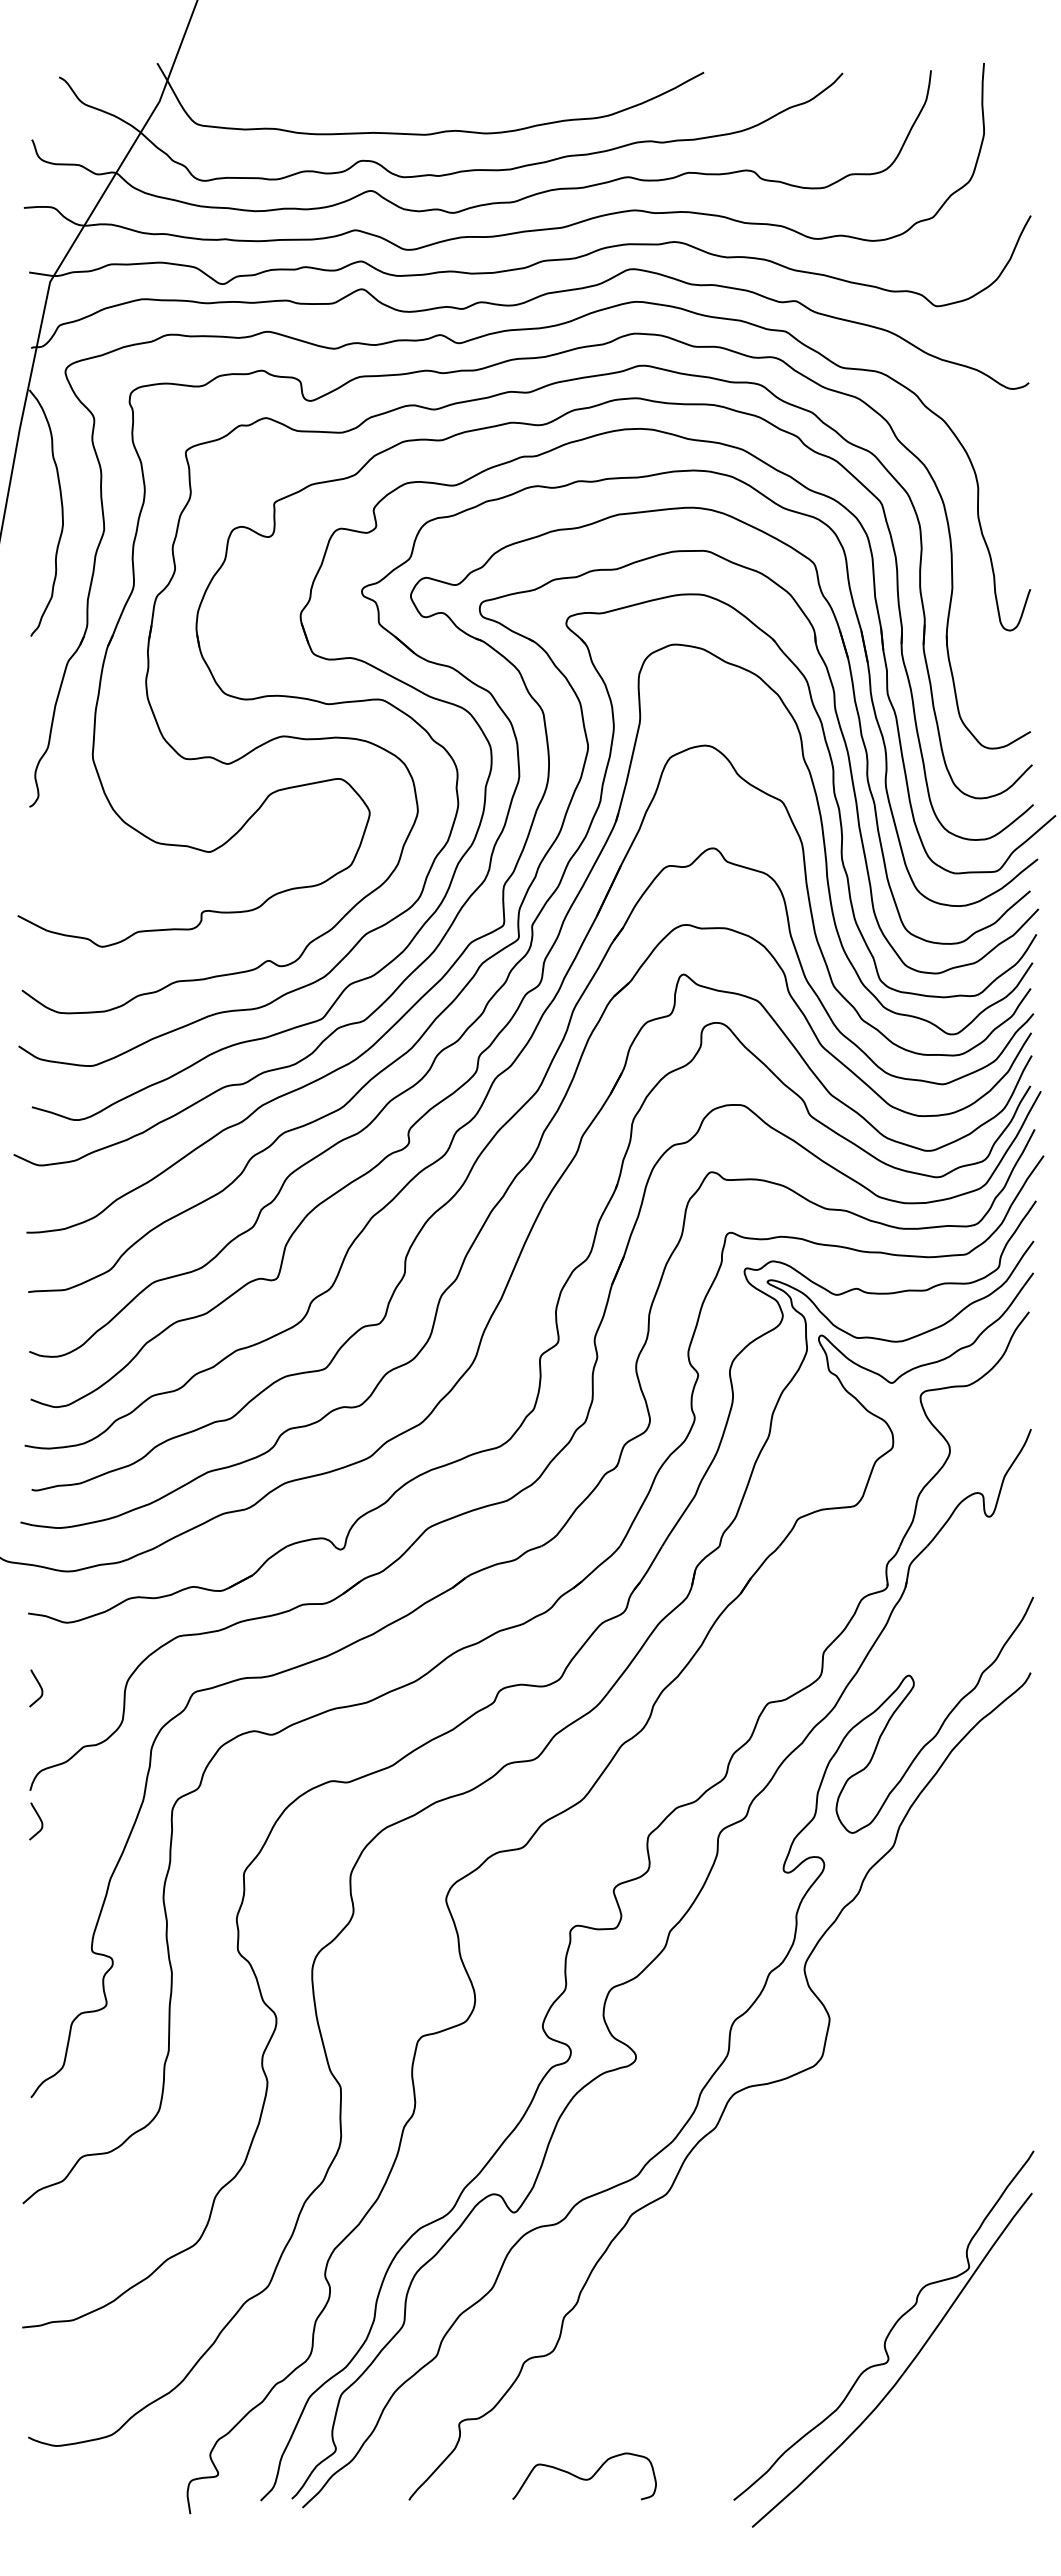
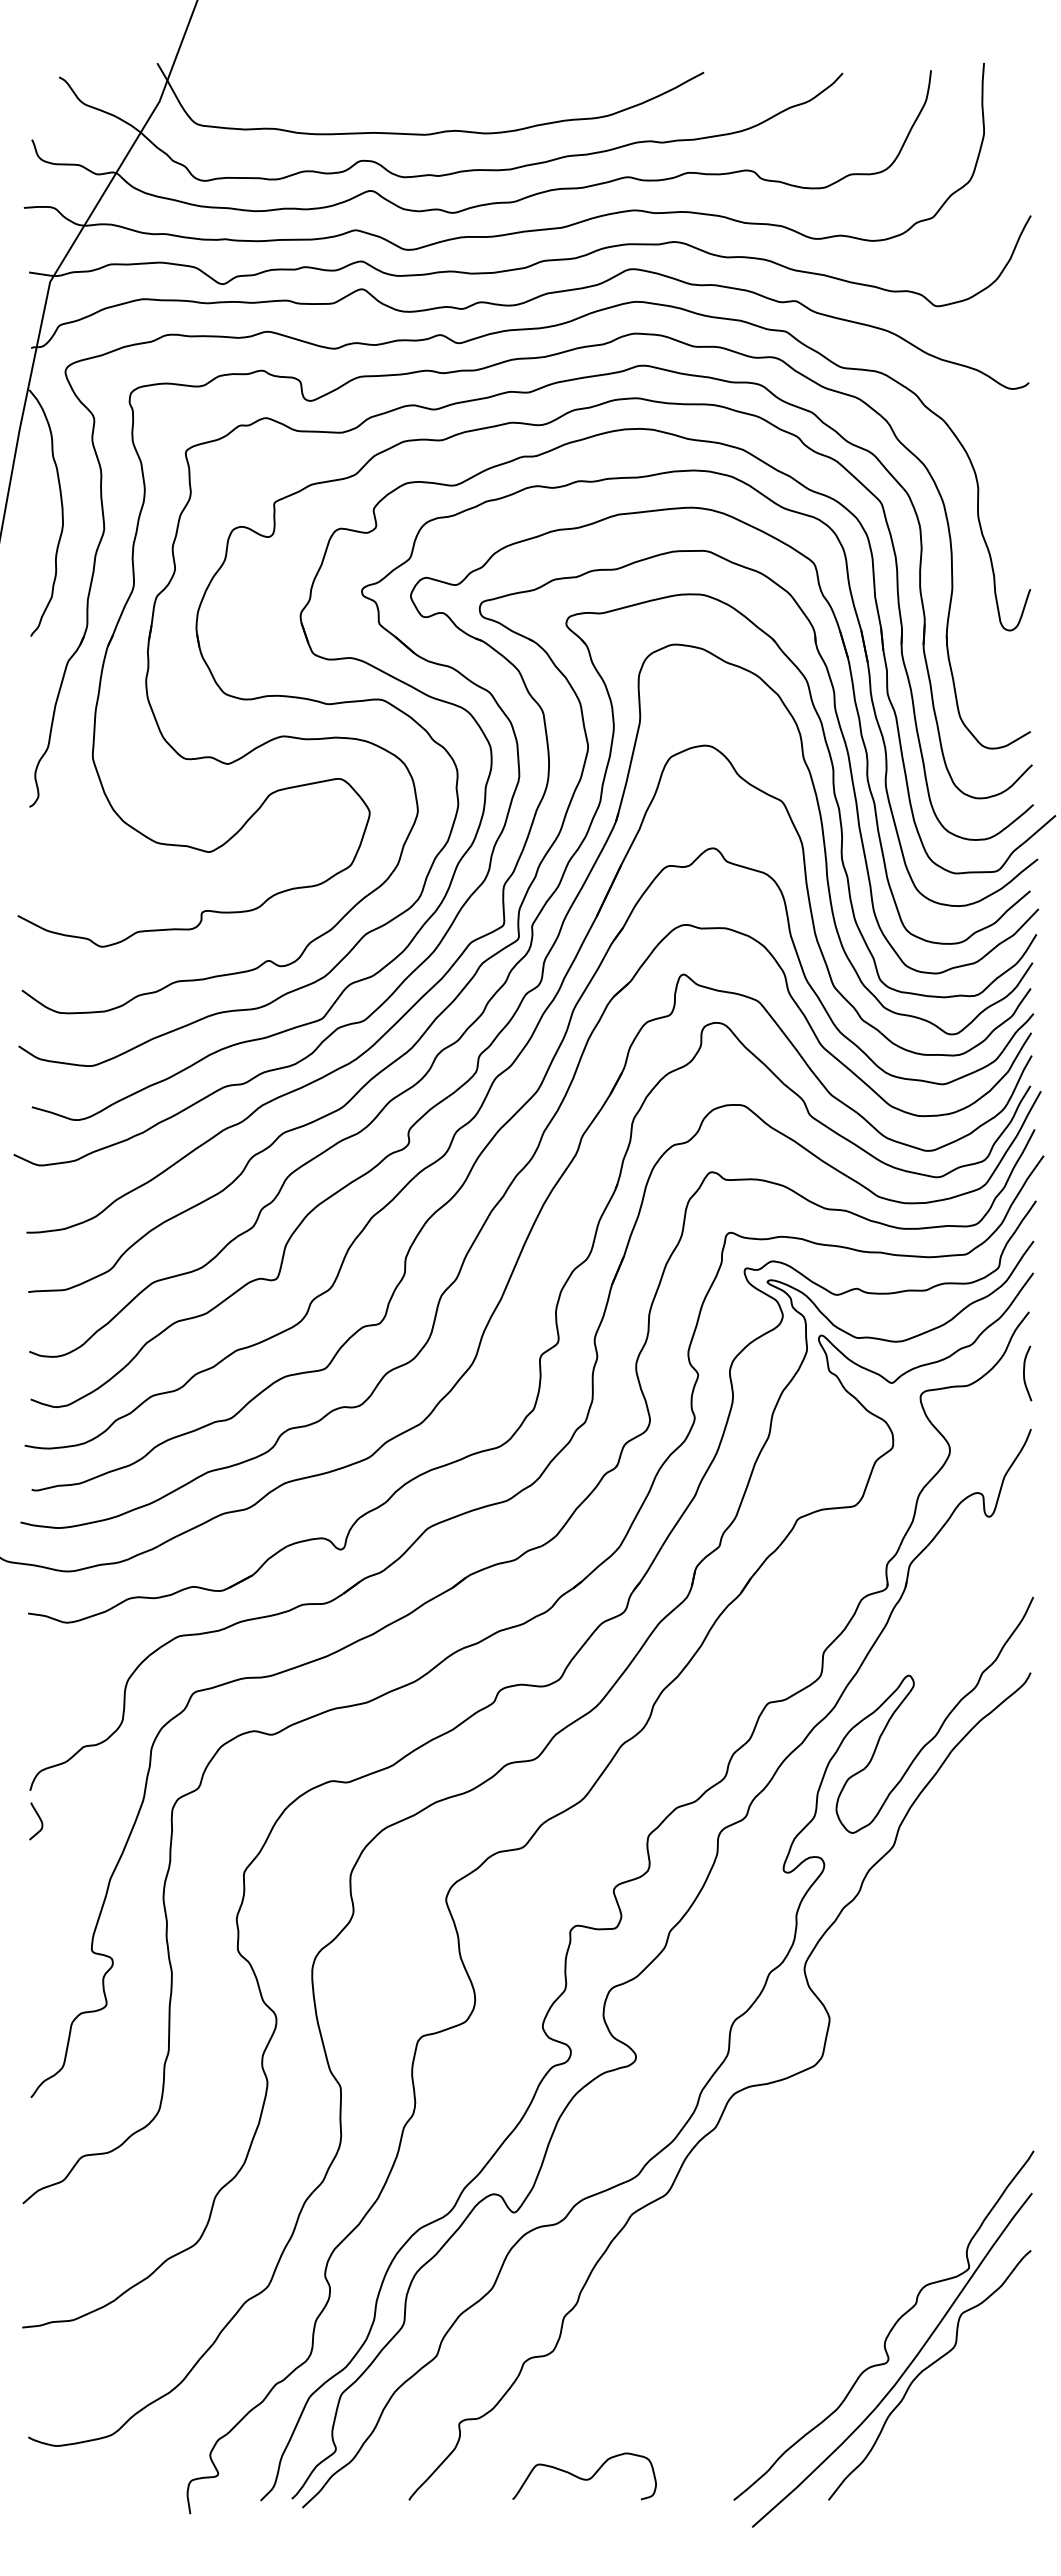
curve: none -> present (1024, 1373)
curve: present -> none (39, 1686)
curve: none -> present (925, 2370)
